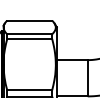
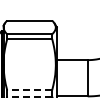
line: solid -> dashed (29, 90)
line: solid -> dashed (29, 96)
